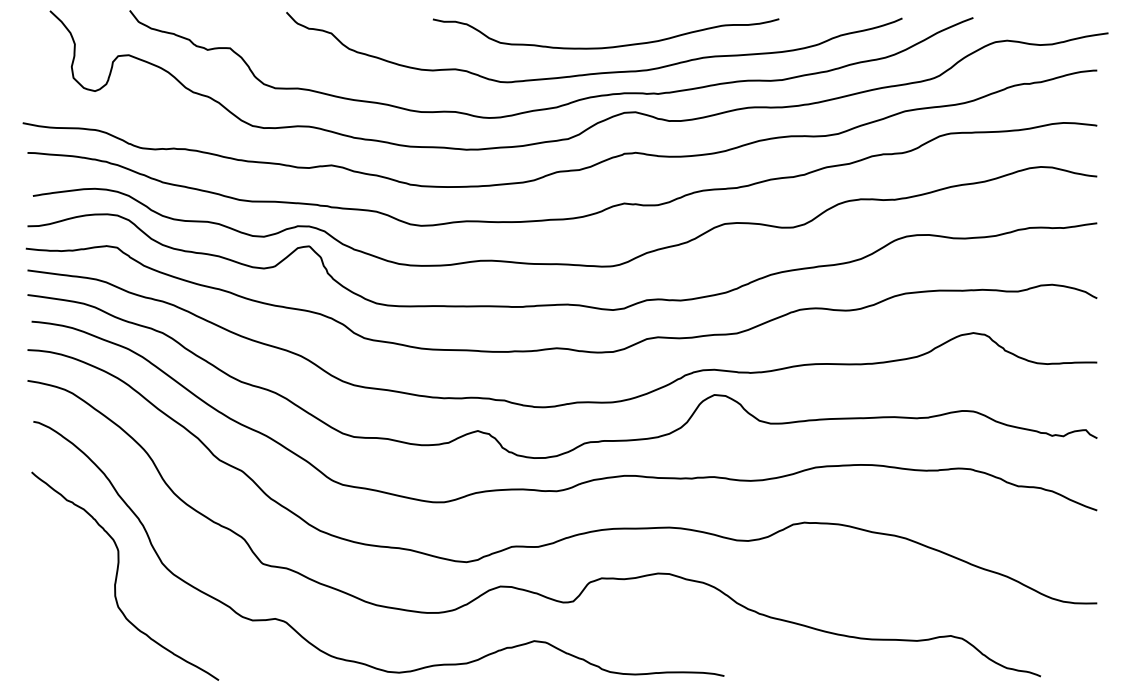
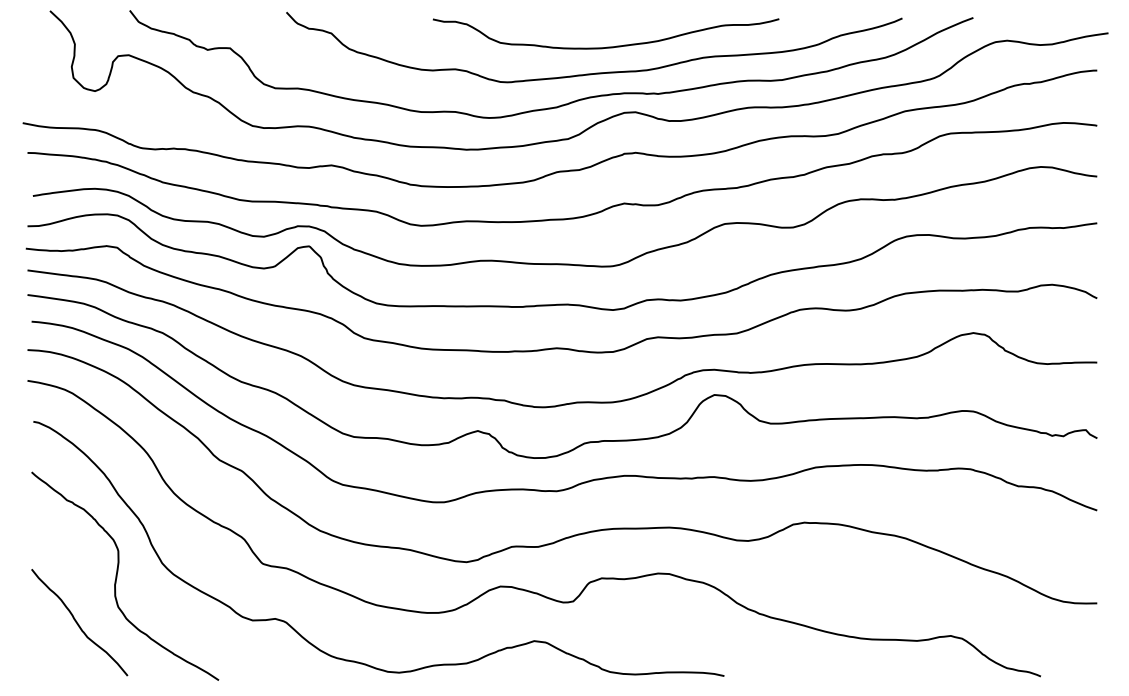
curve: none -> present (78, 623)
